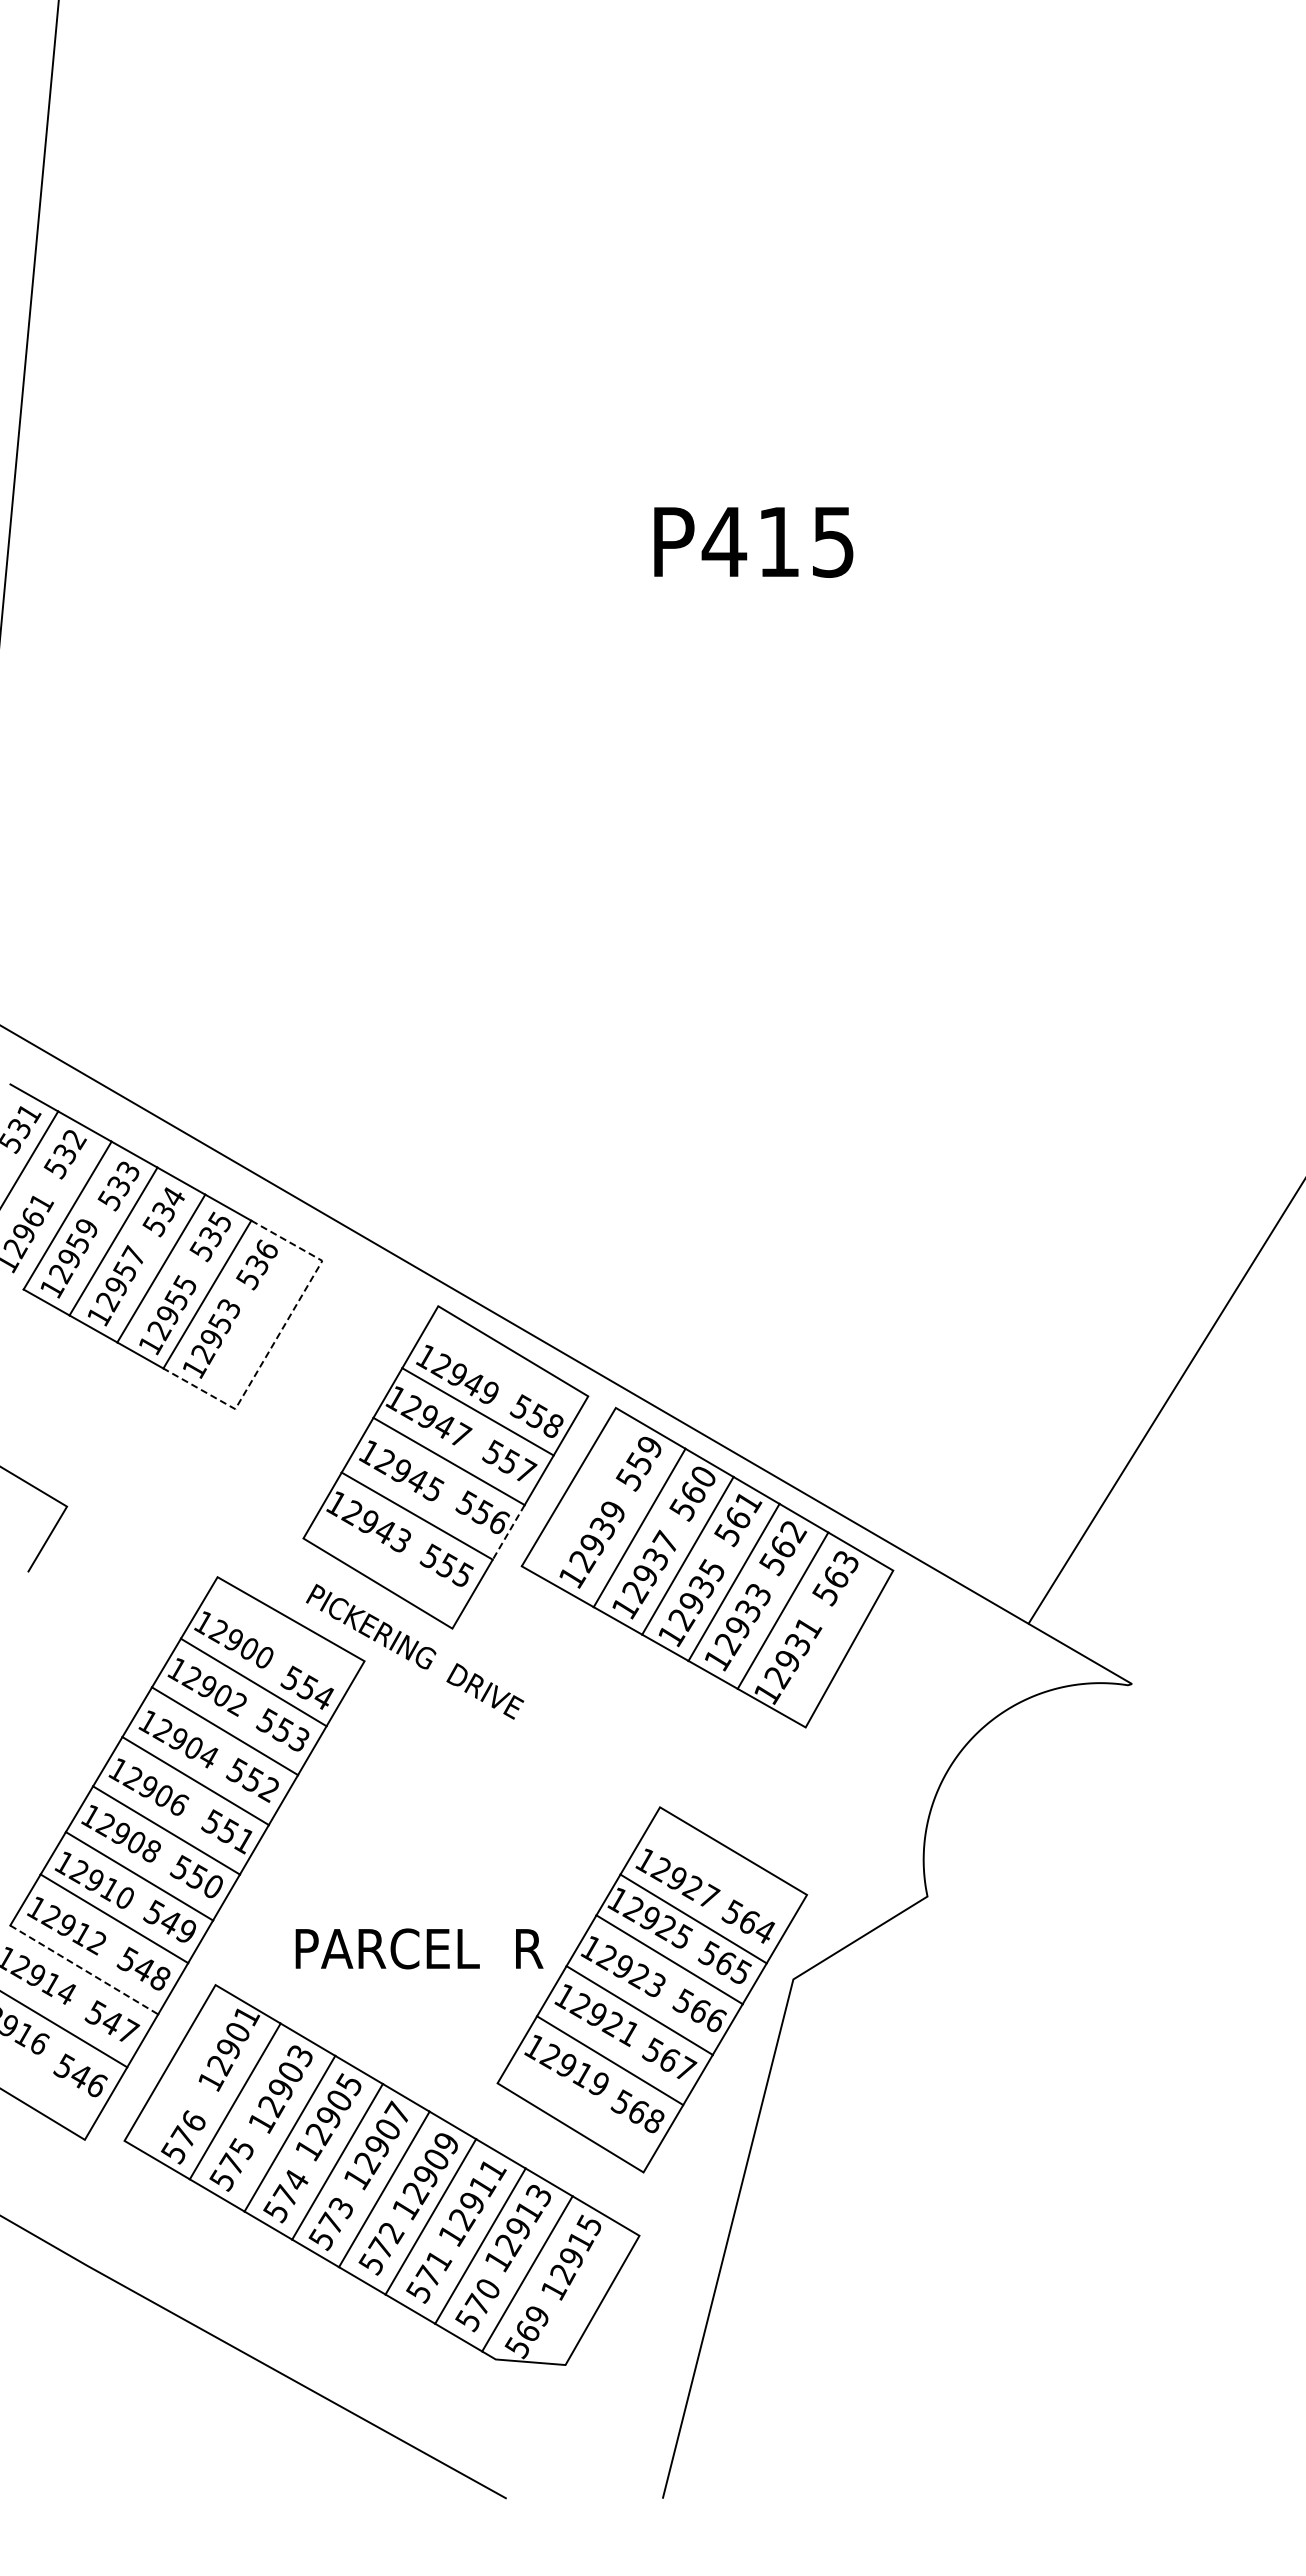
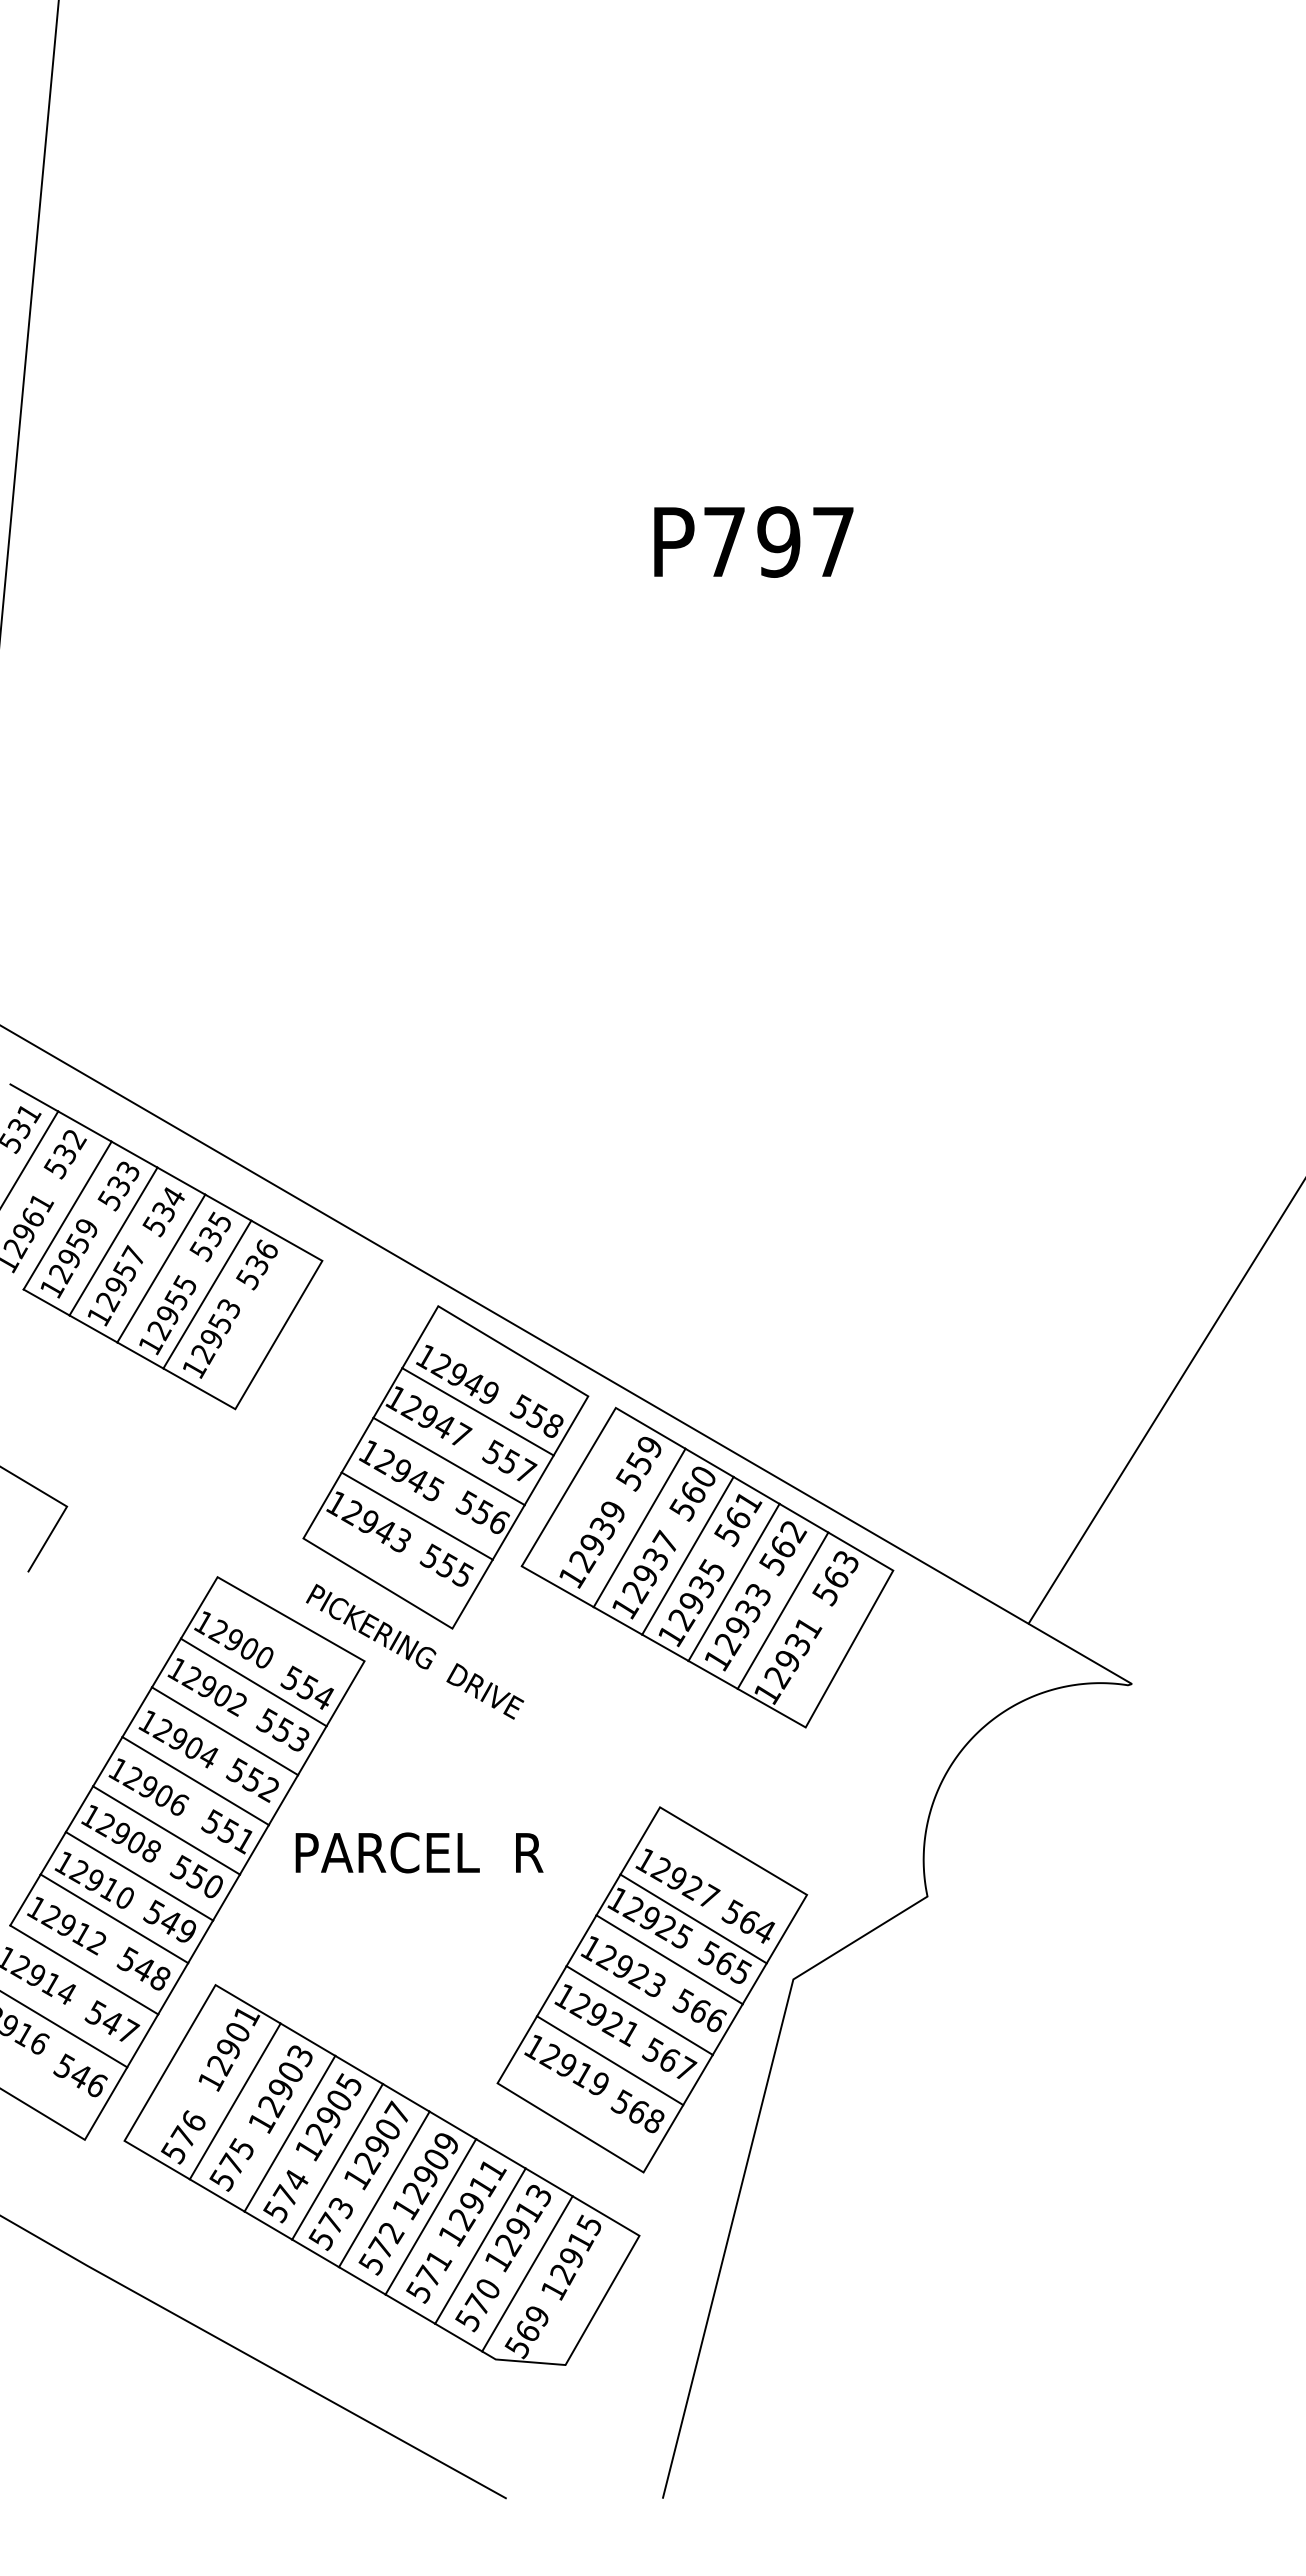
text: P415 -> P797 (777, 541)
line: dashed -> solid (278, 1335)
line: dashed -> solid (508, 1532)
text position: (419, 1948) -> (419, 1852) (419, 1852)
line: dashed -> solid (84, 1970)
